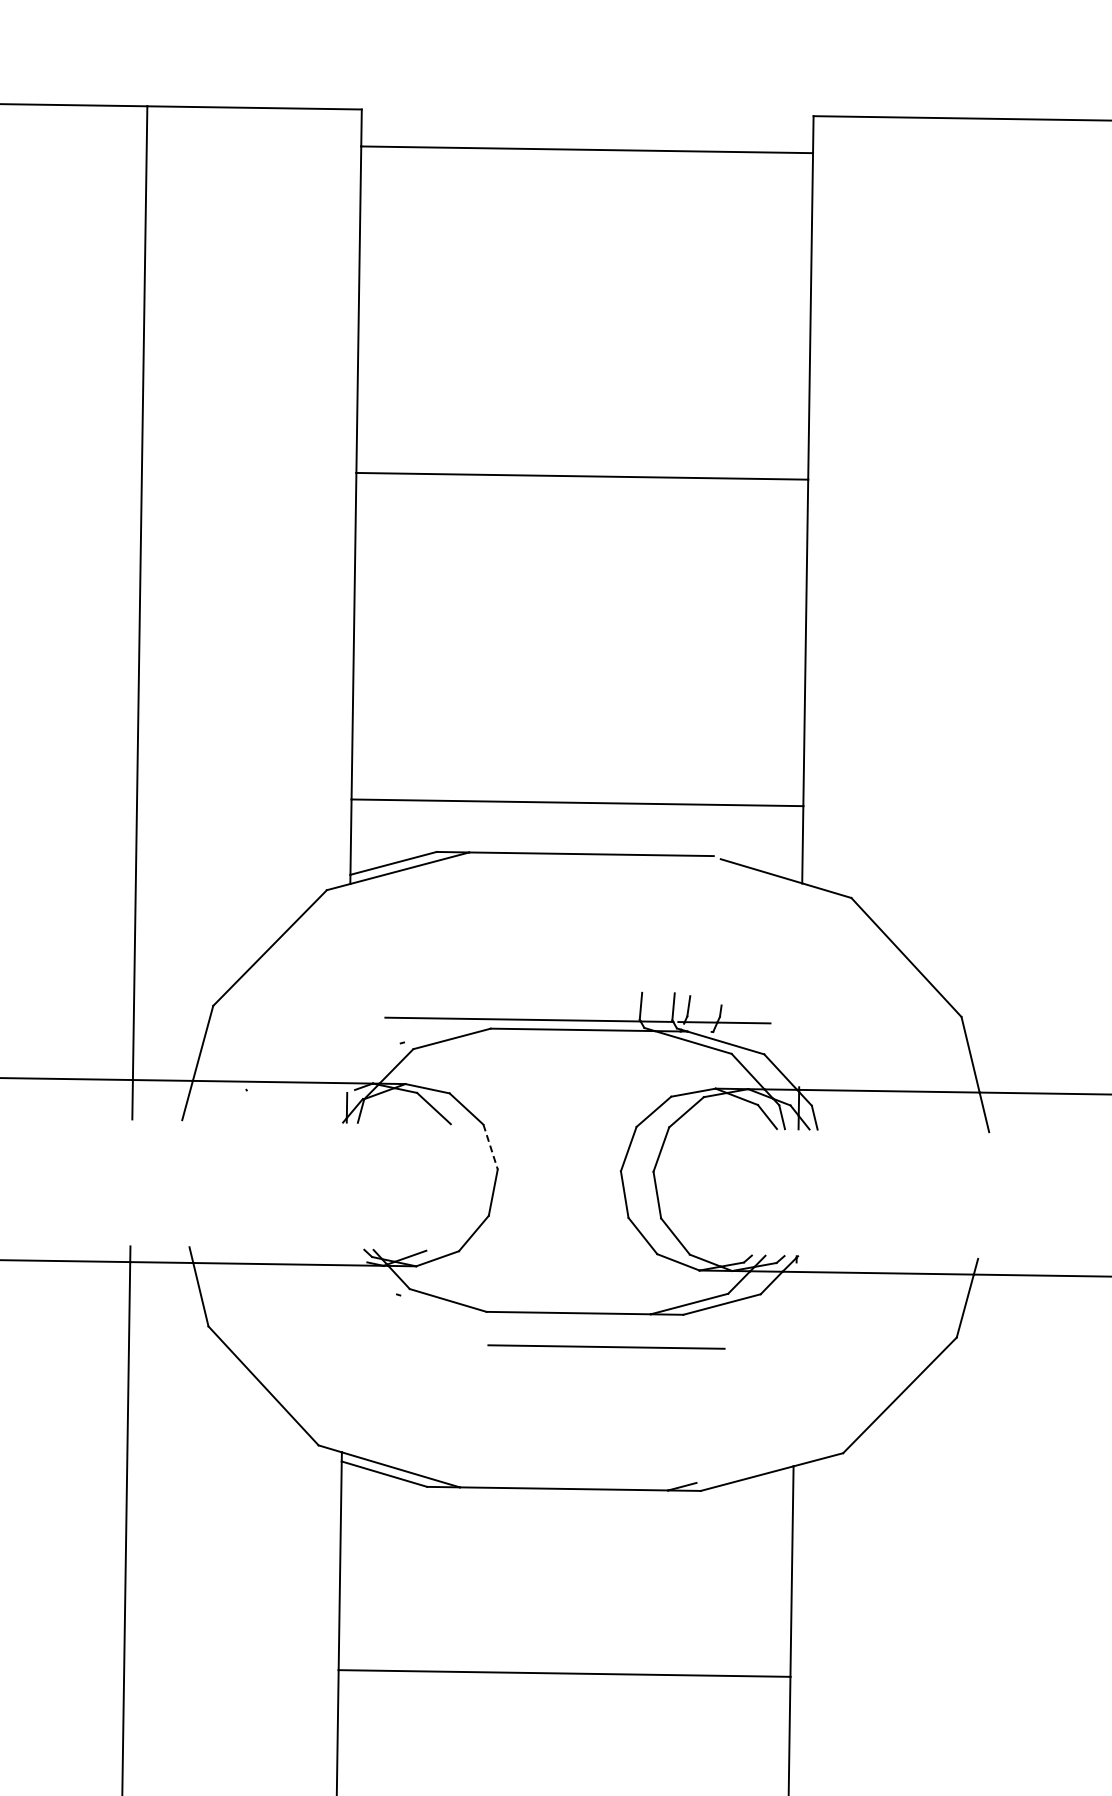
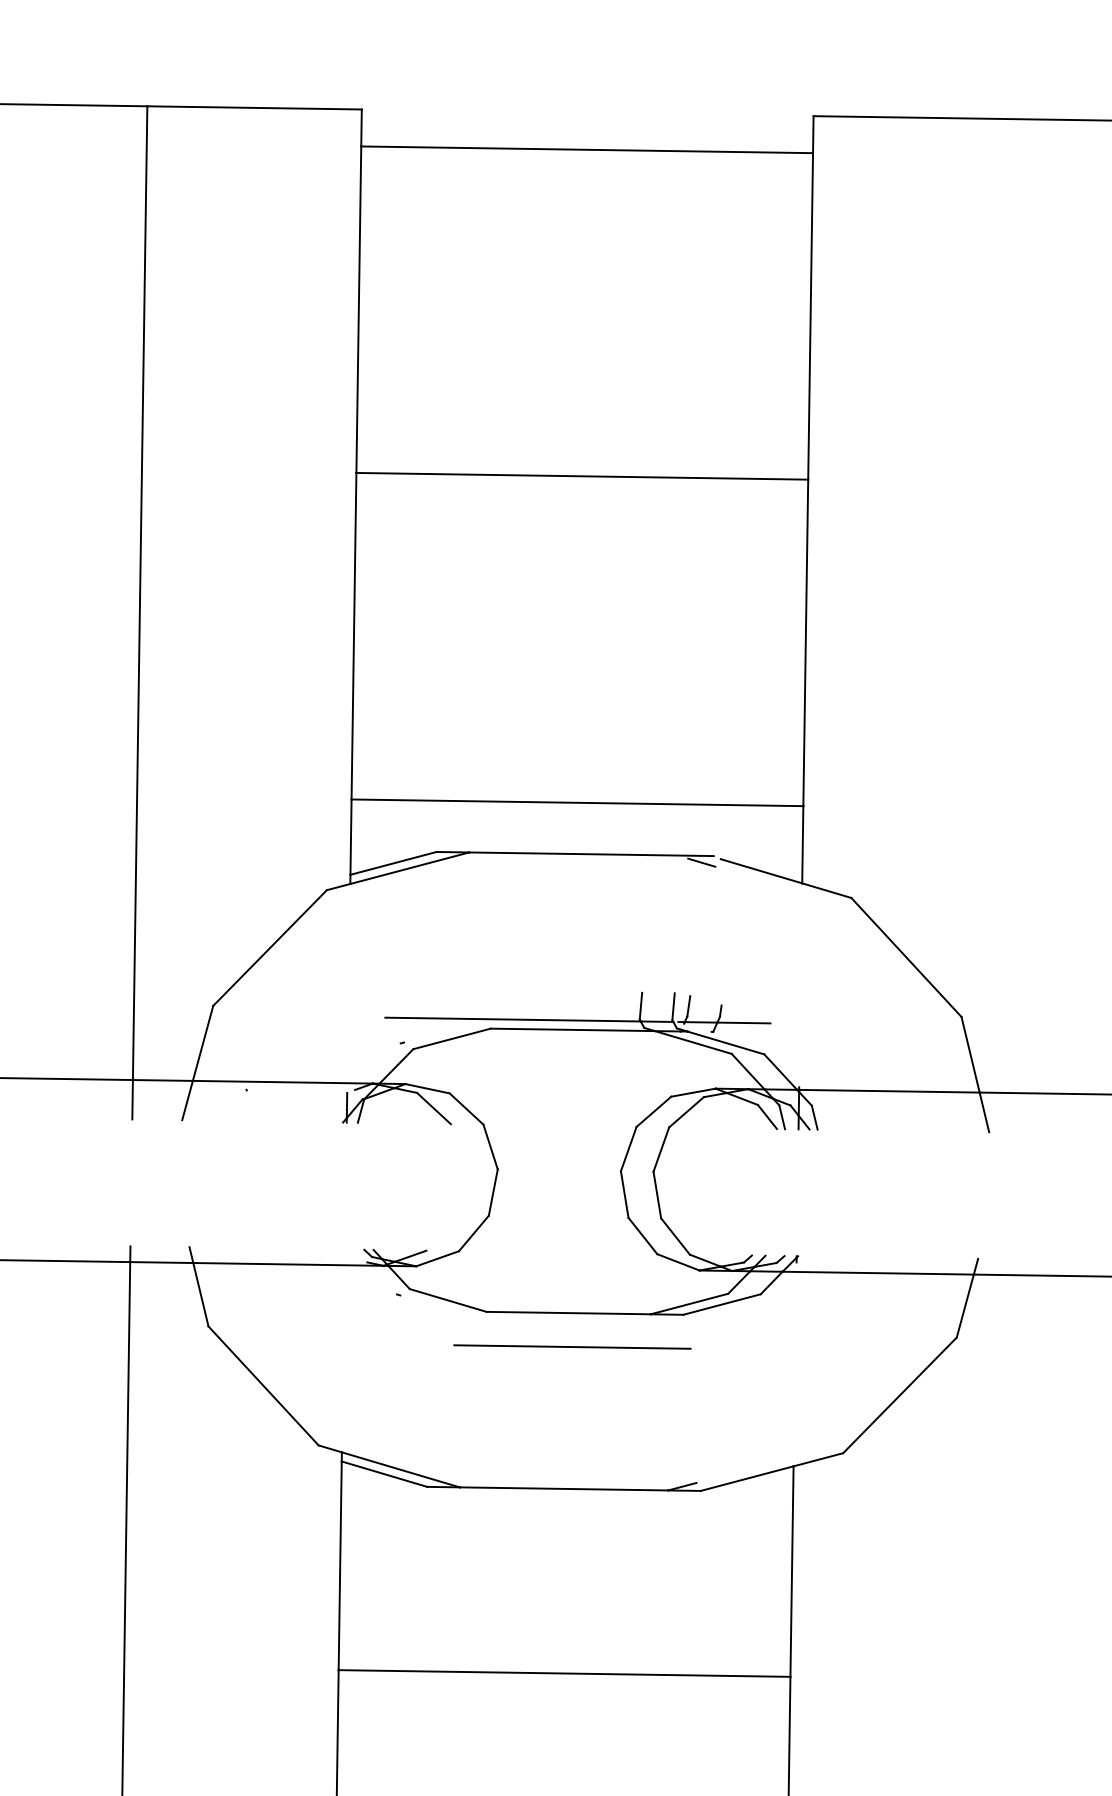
line: none -> present (701, 862)
line: dashed -> solid (490, 1147)
line position: (606, 1346) -> (572, 1346) (572, 1346)
